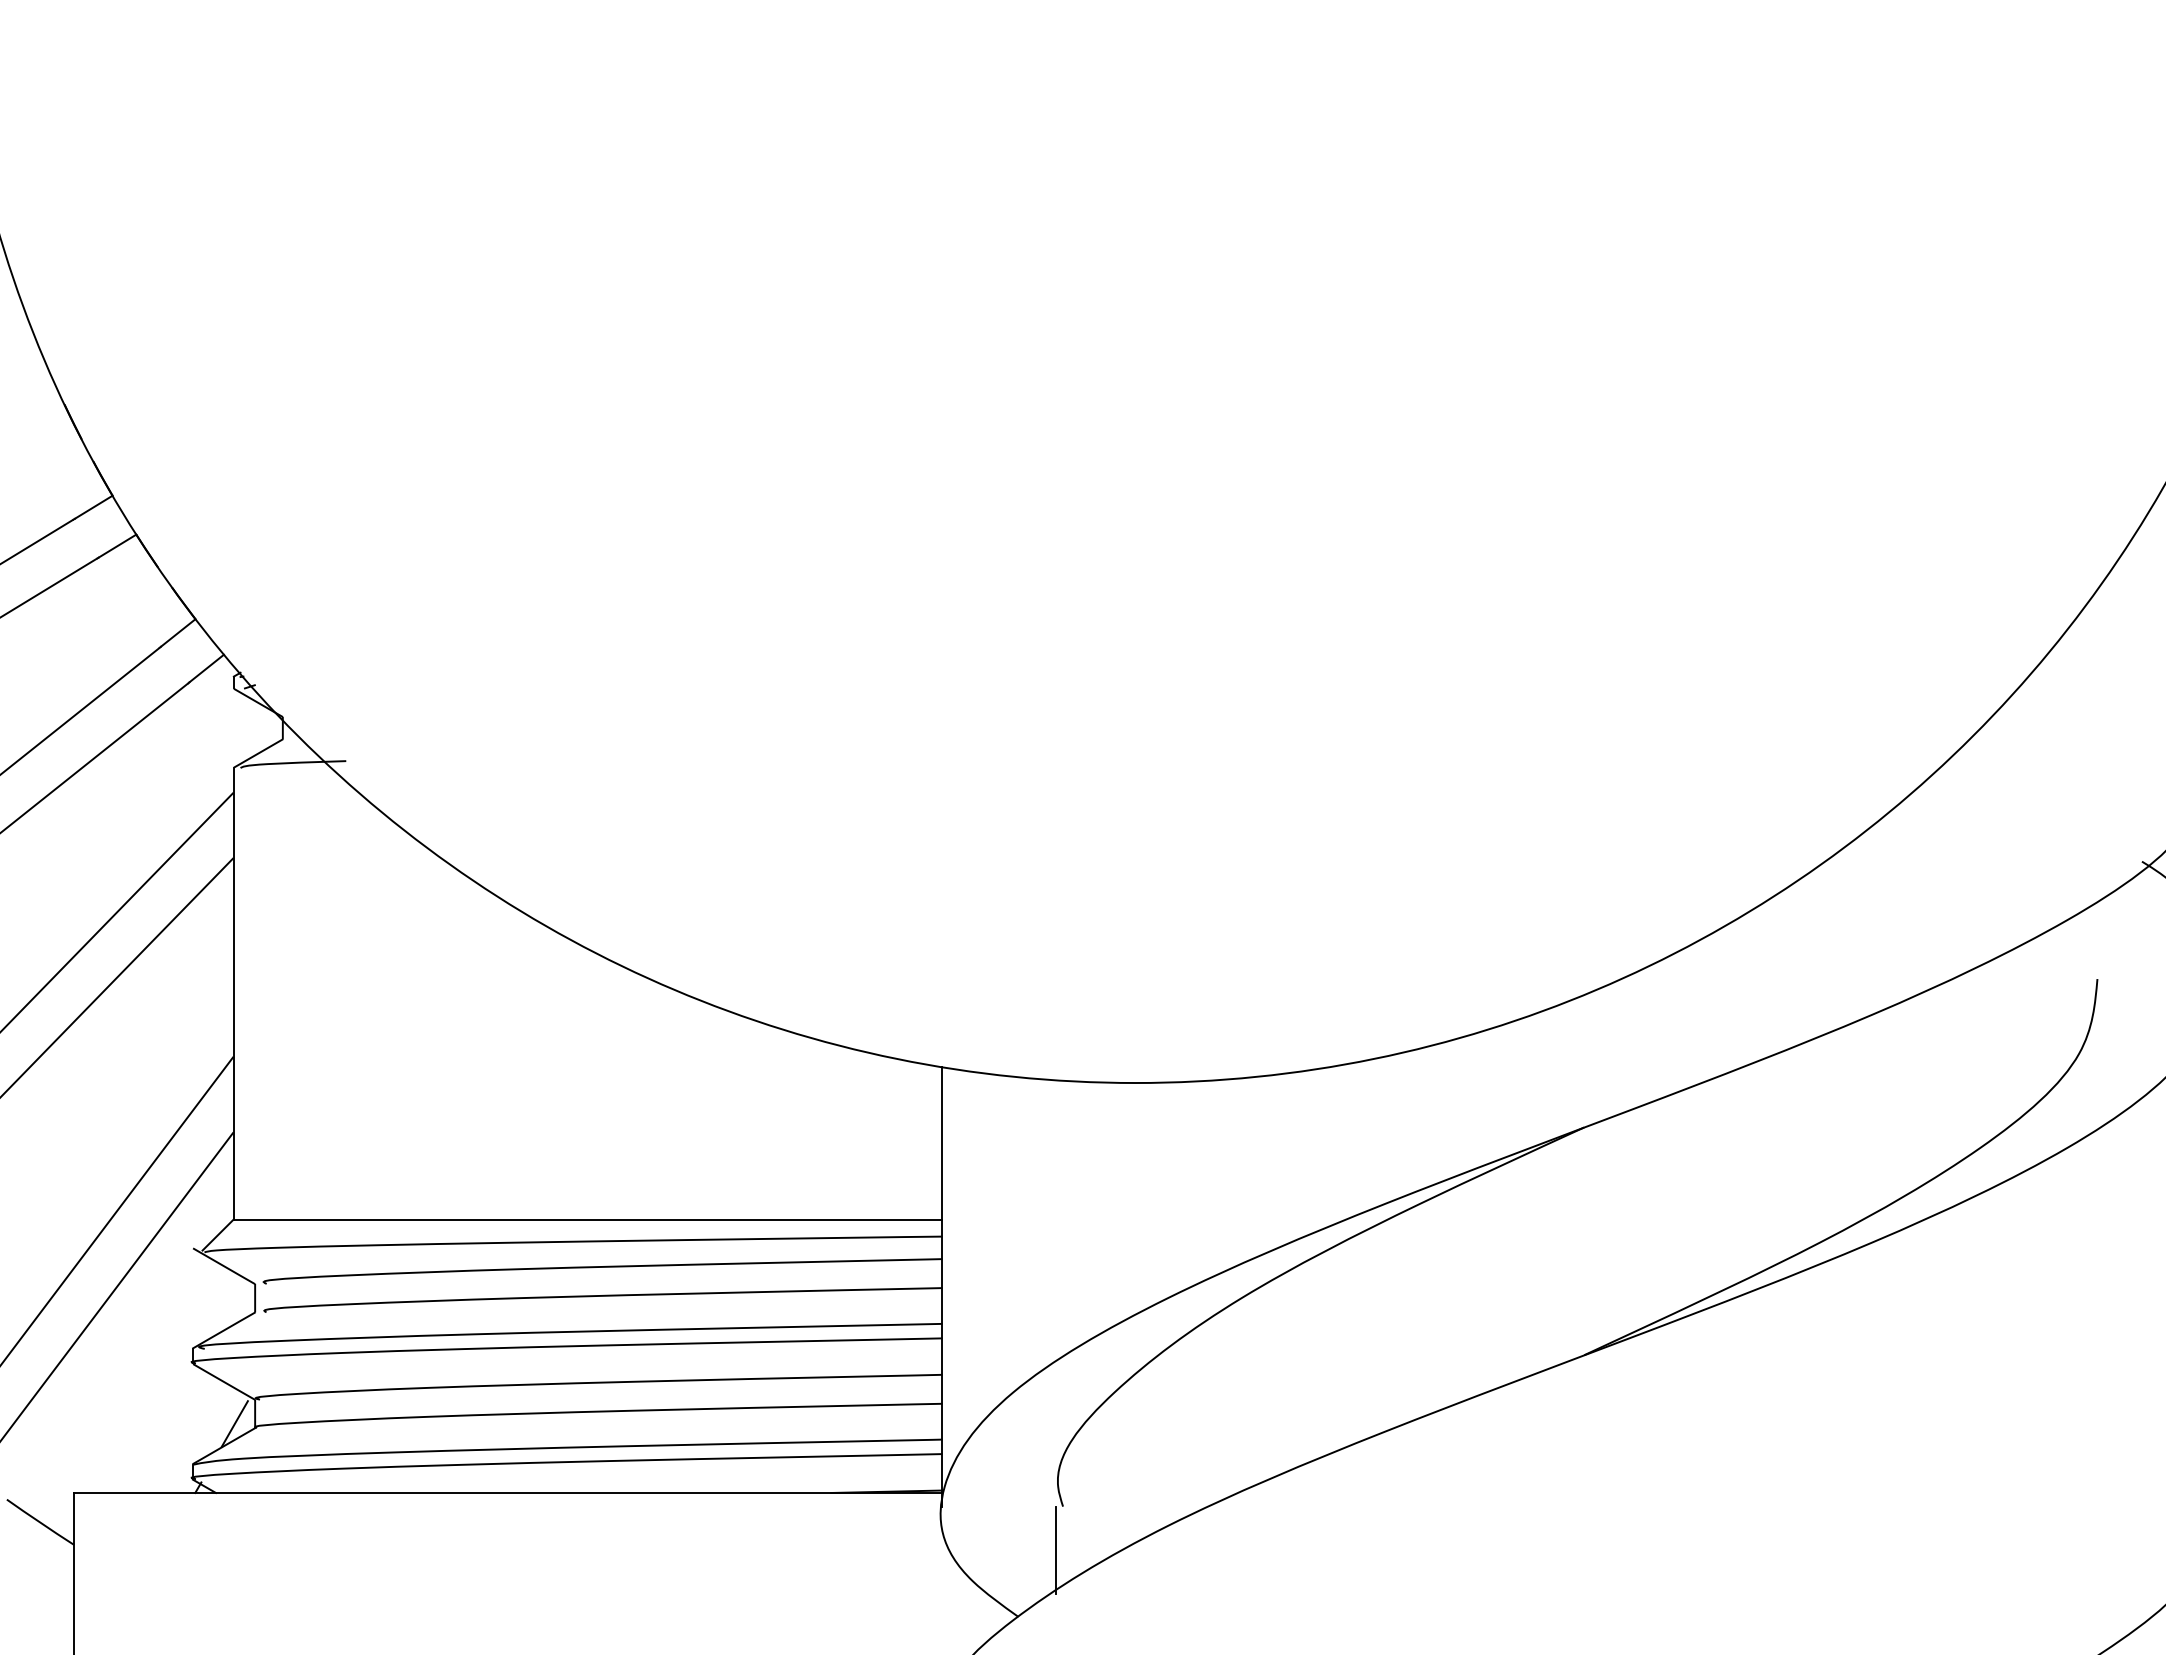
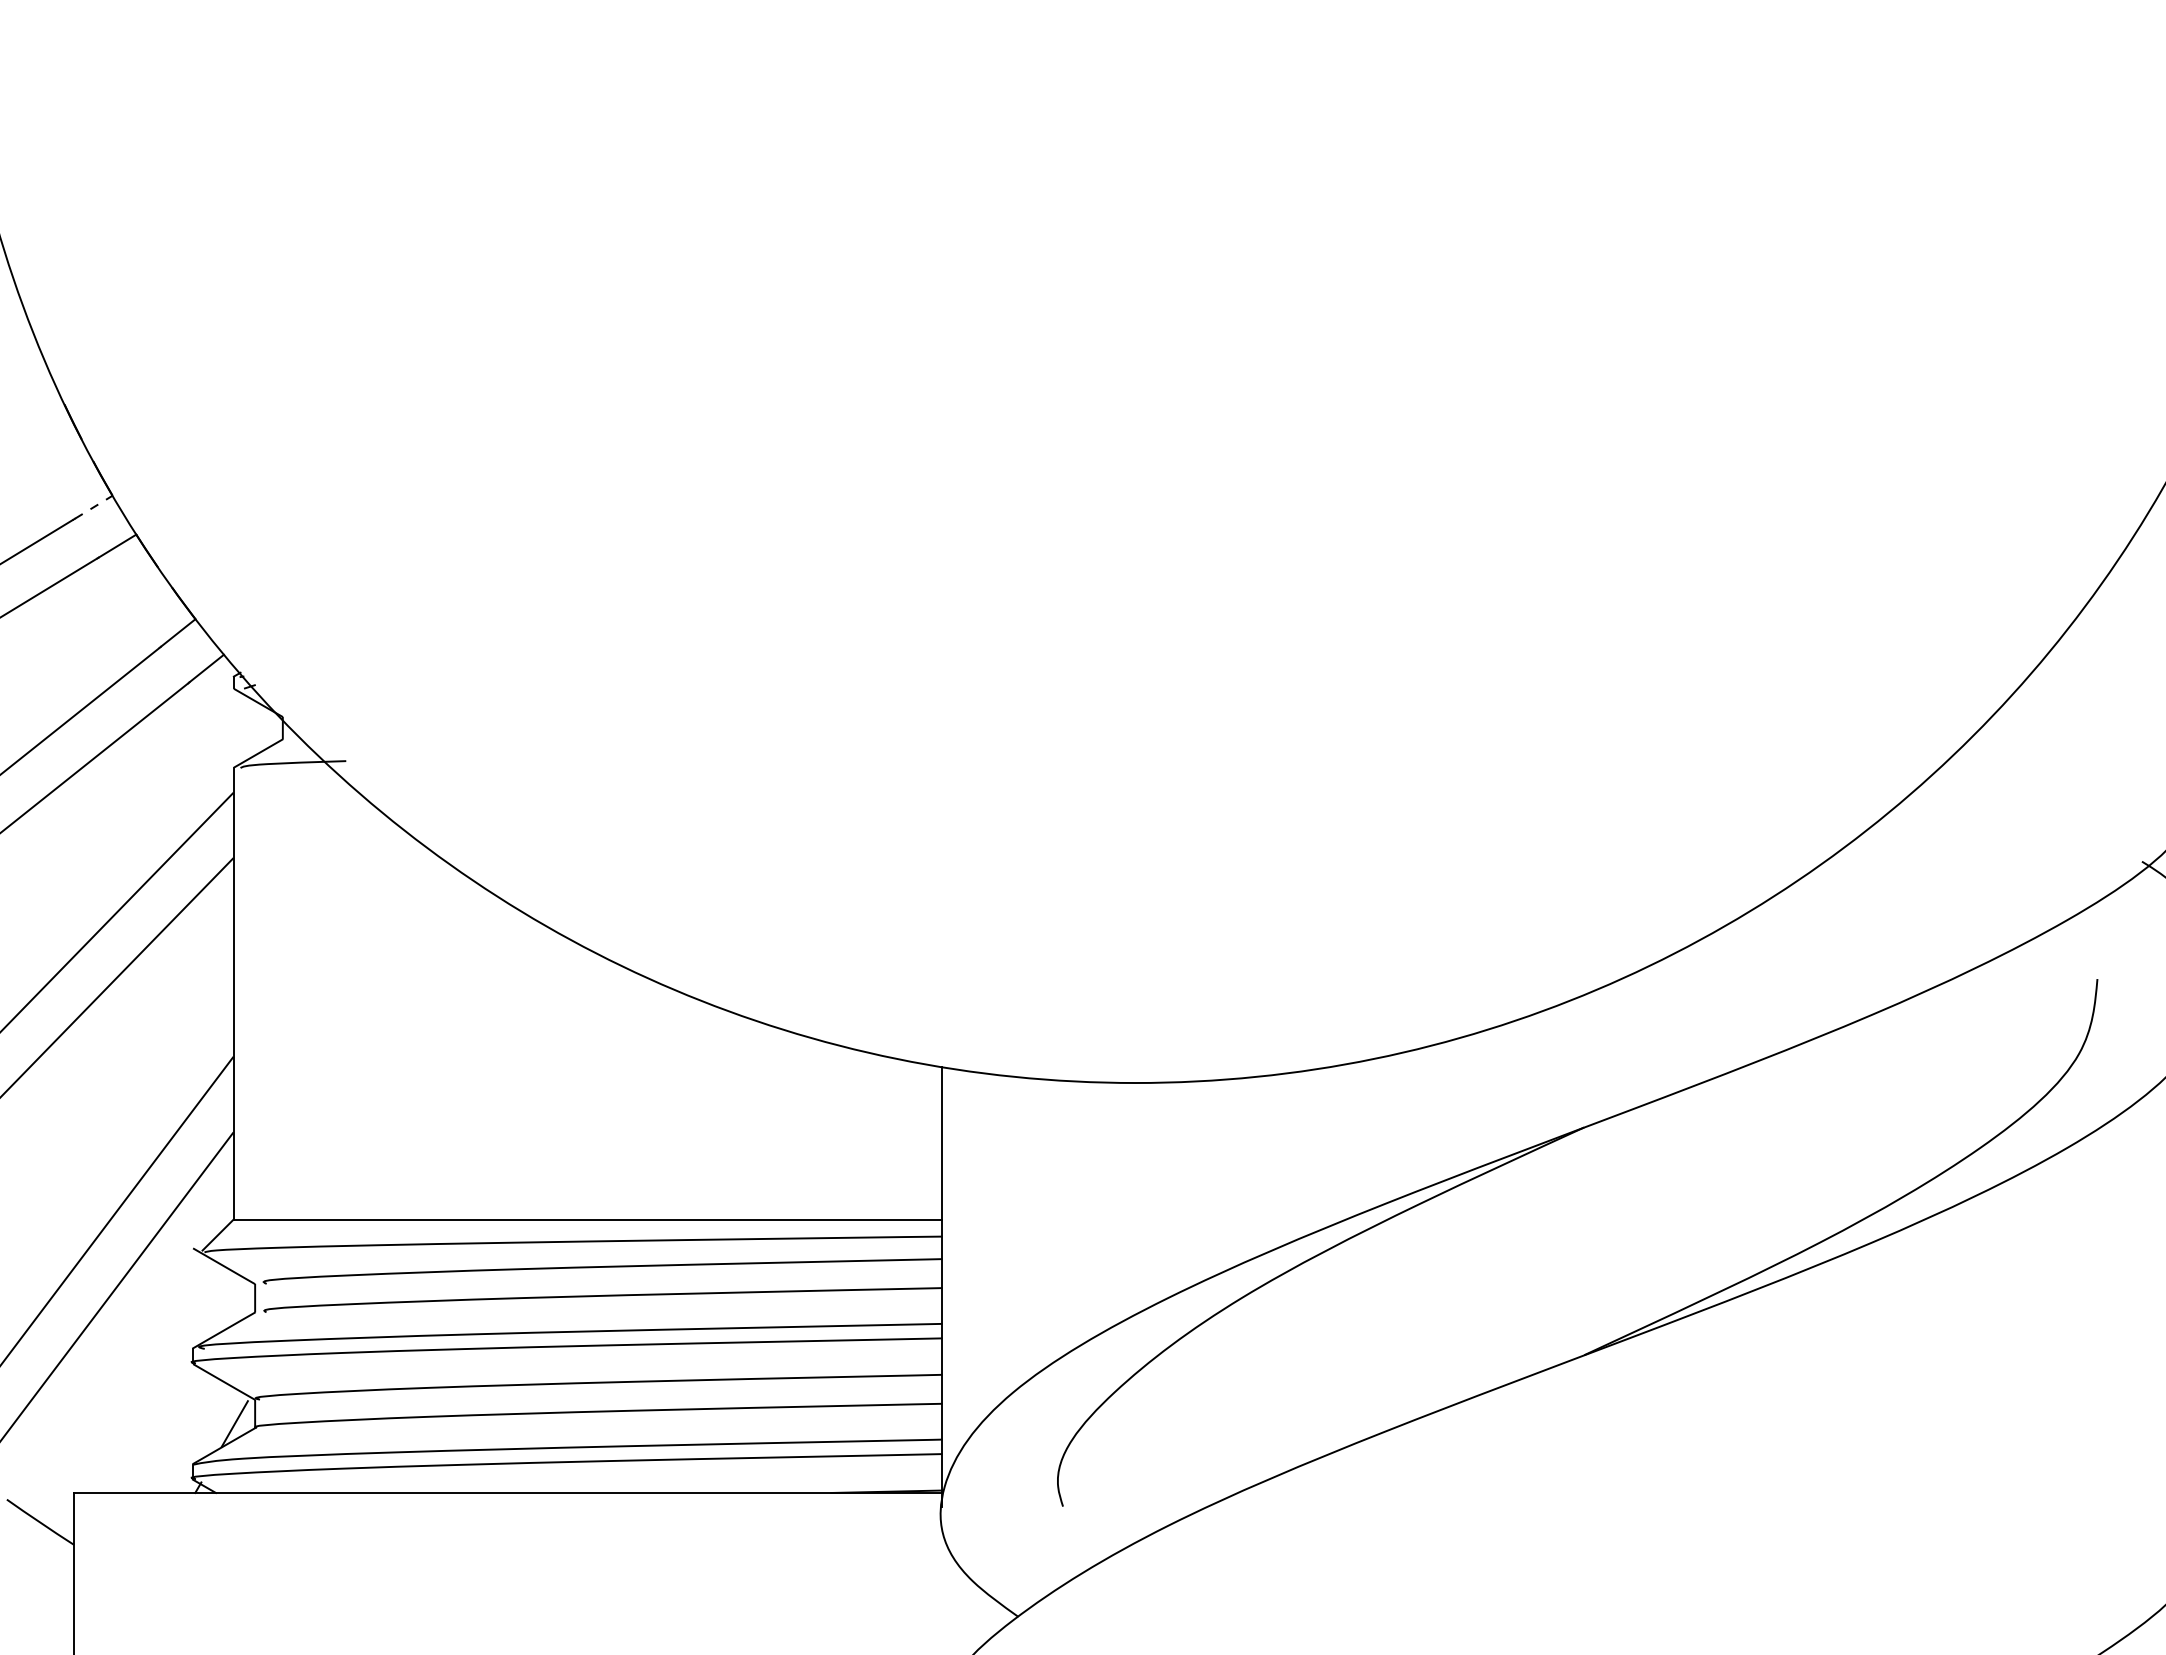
line: solid -> dashed (94, 506)
line: present -> none (1056, 1549)
